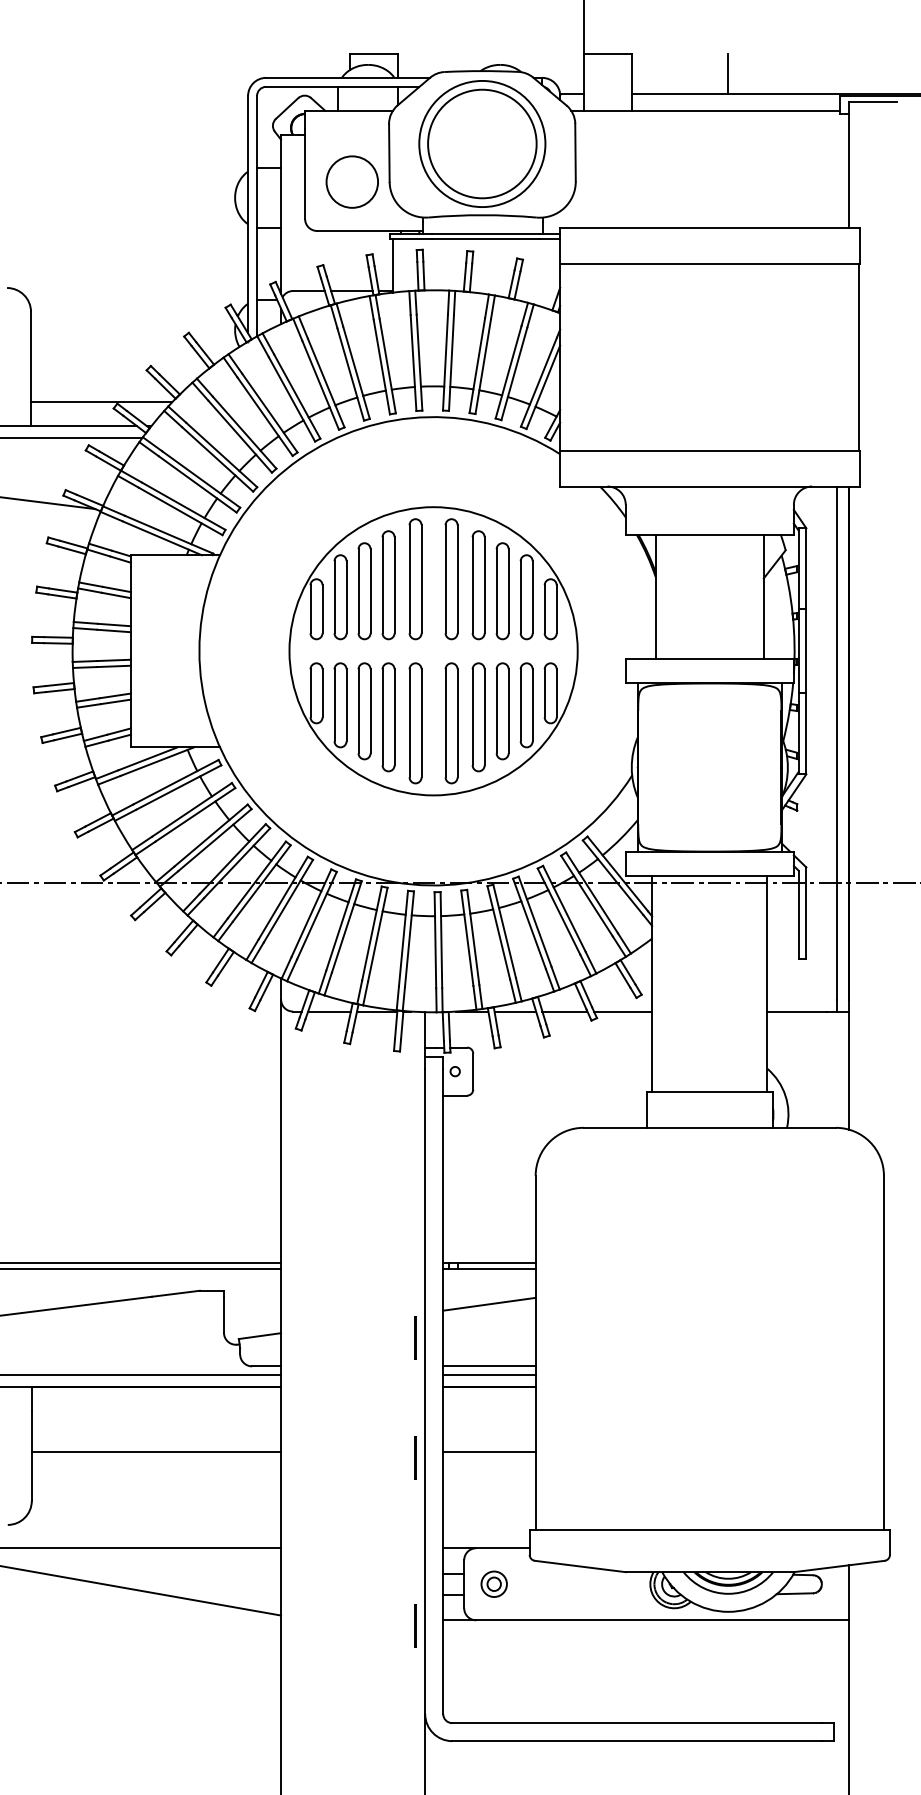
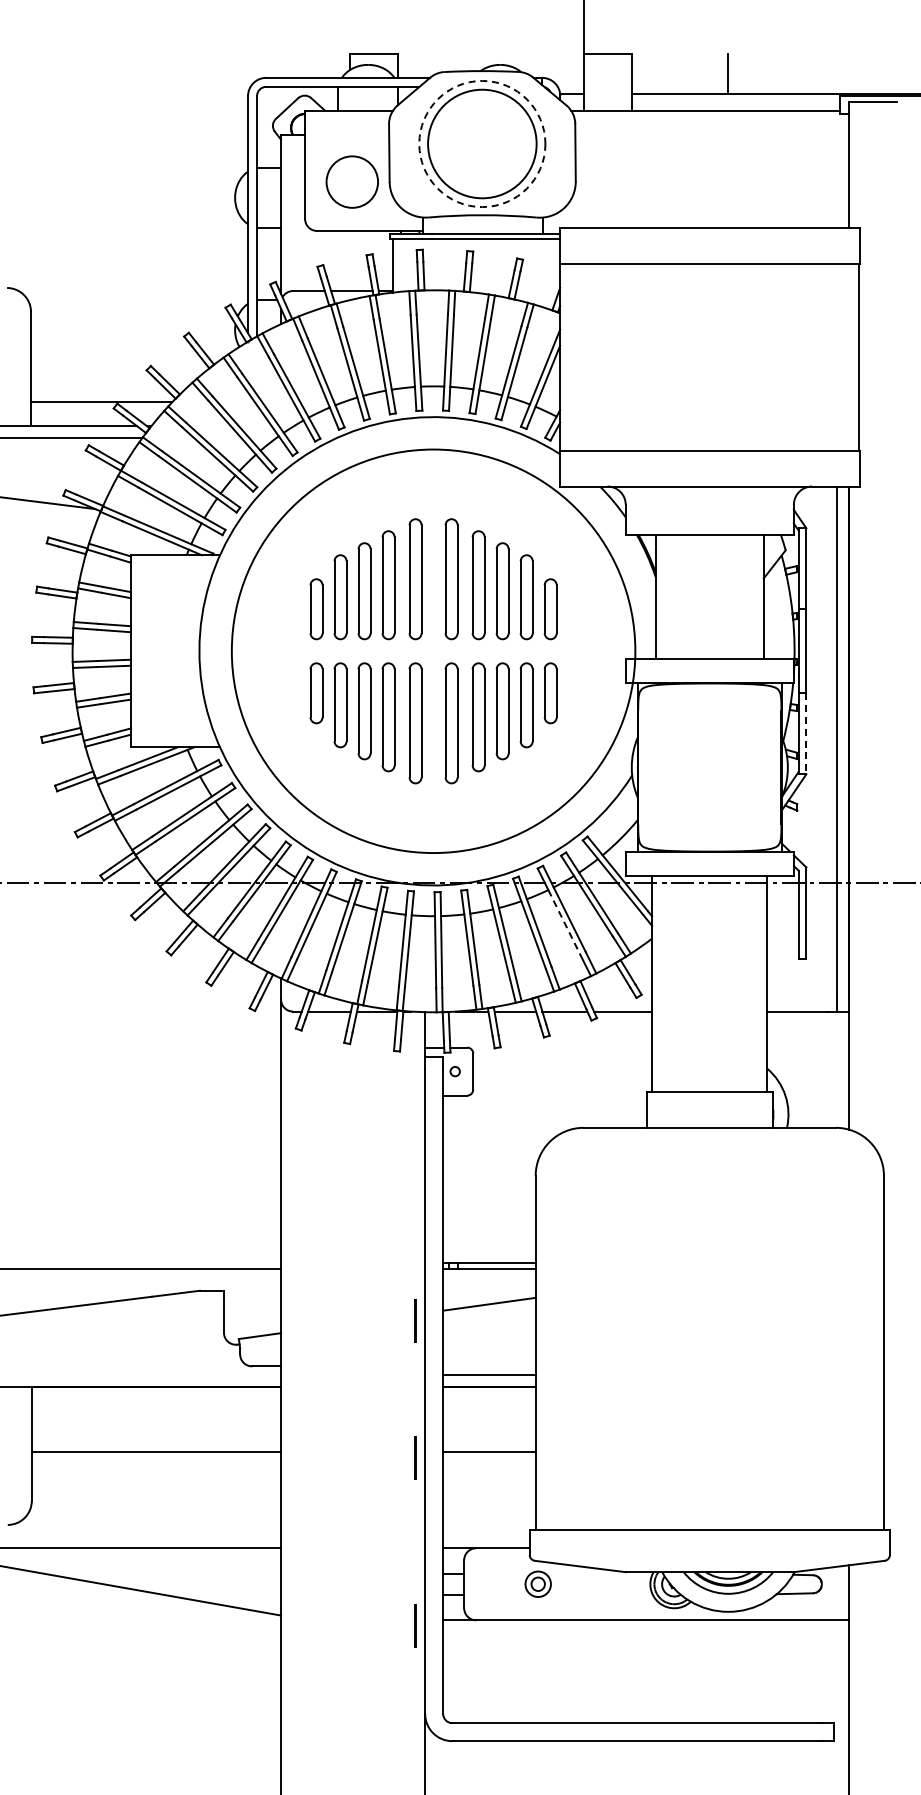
circle: solid -> dashed (482, 143)
circle diameter: 288 px -> 404 px (433, 651)
line: solid -> dashed (806, 734)
line: solid -> dashed (564, 922)
line: present -> none (141, 1262)
line position: (415, 1337) -> (415, 1320) (415, 1320)
line: present -> none (489, 1366)
line: present -> none (141, 1374)
part position: (493, 1583) -> (537, 1583) (537, 1583)
